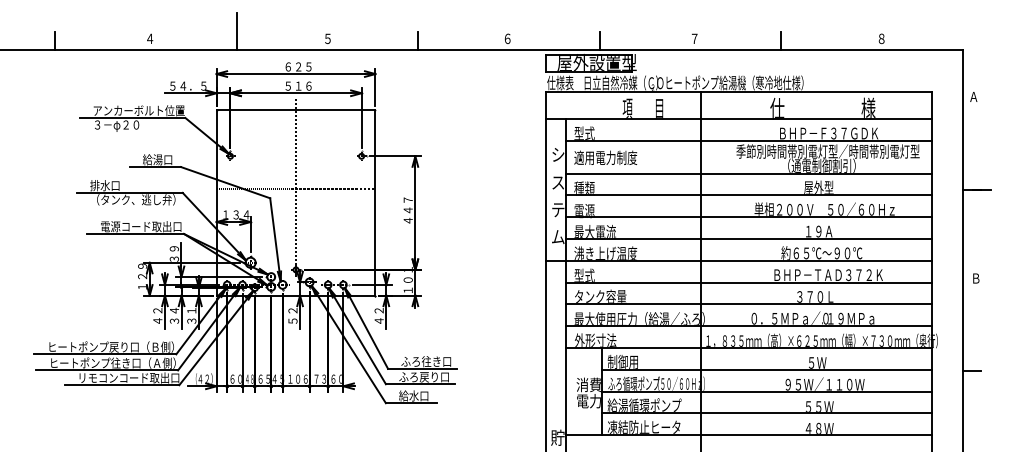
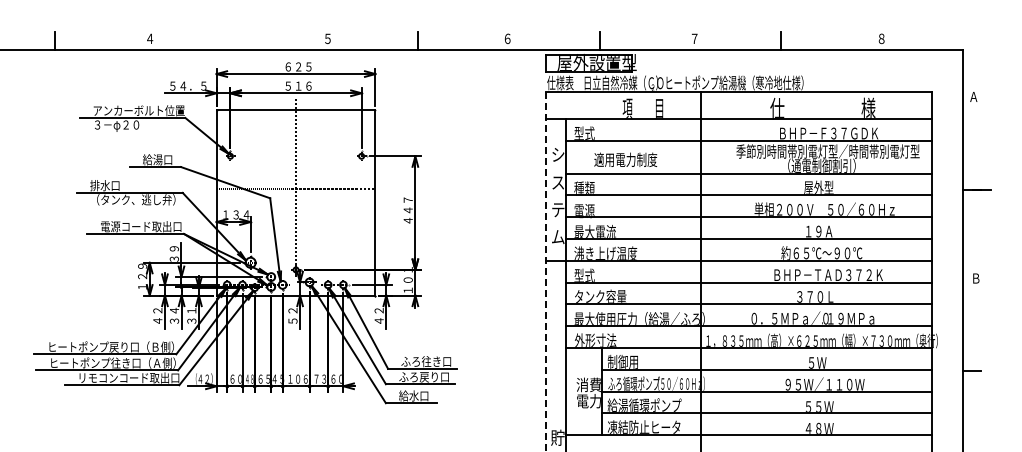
line: present -> none (236, 31)
text position: (605, 157) -> (625, 159) (625, 159)
line: solid -> dashed (546, 271)
